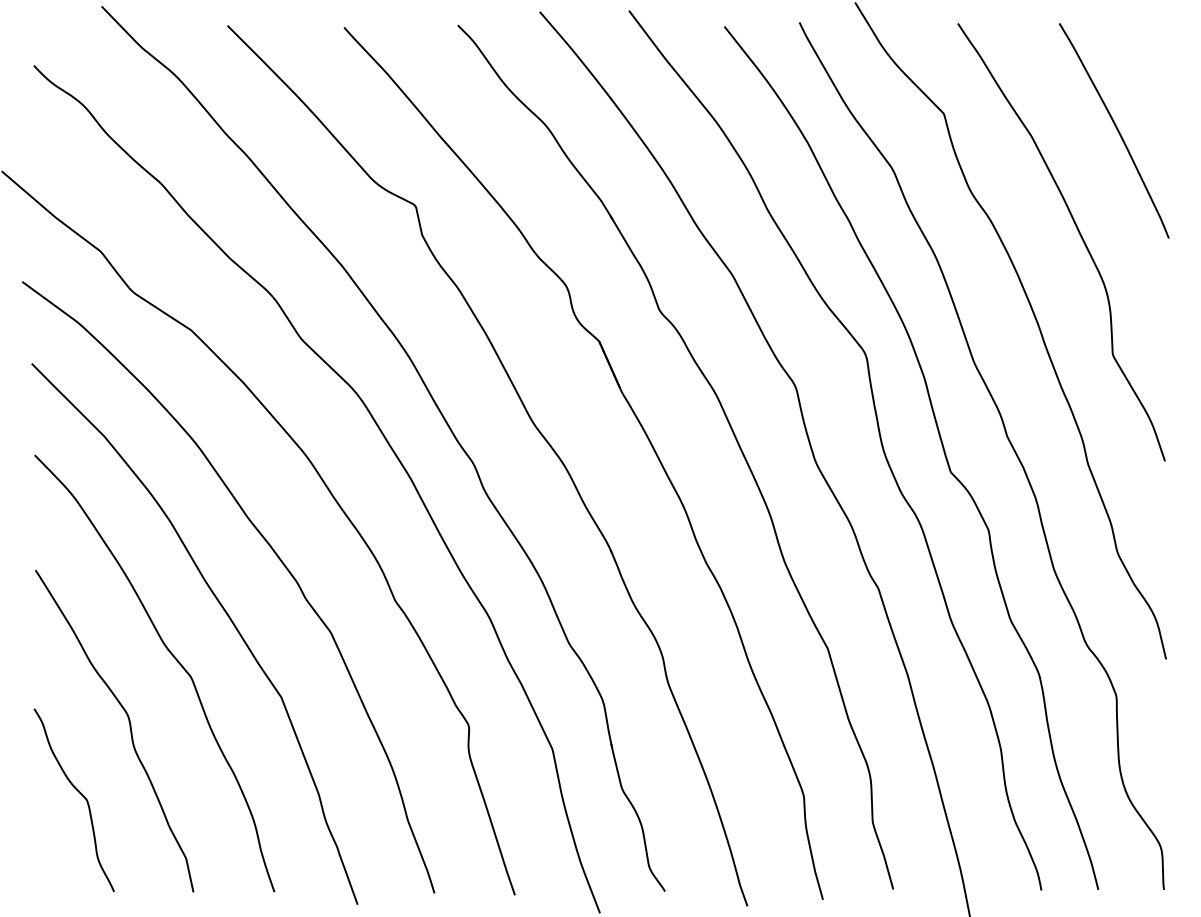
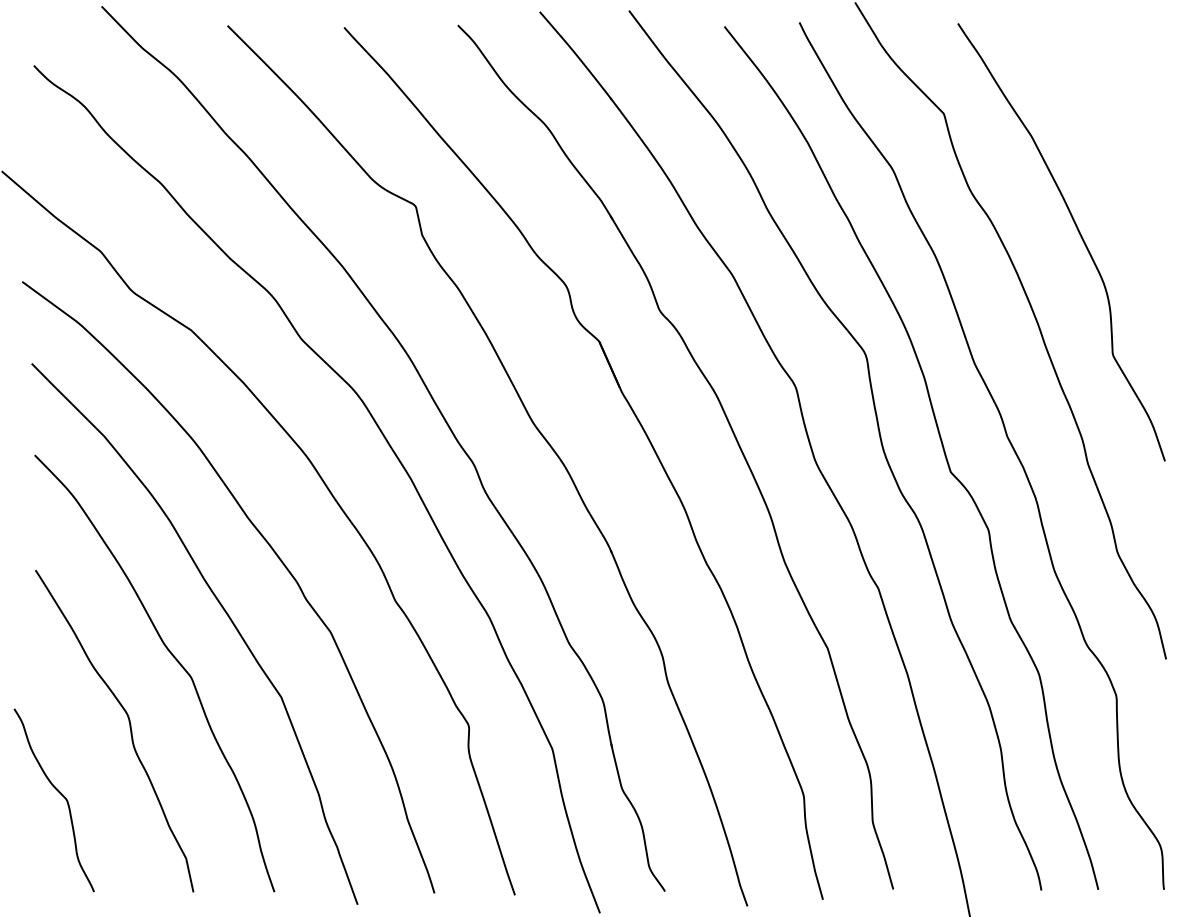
curve: present -> none (1116, 129)
curve position: (79, 793) -> (59, 793) (59, 793)
